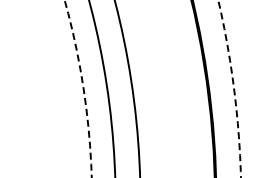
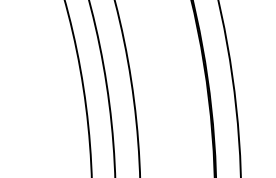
arc: dashed -> solid (83, 87)
arc: dashed -> solid (234, 89)
